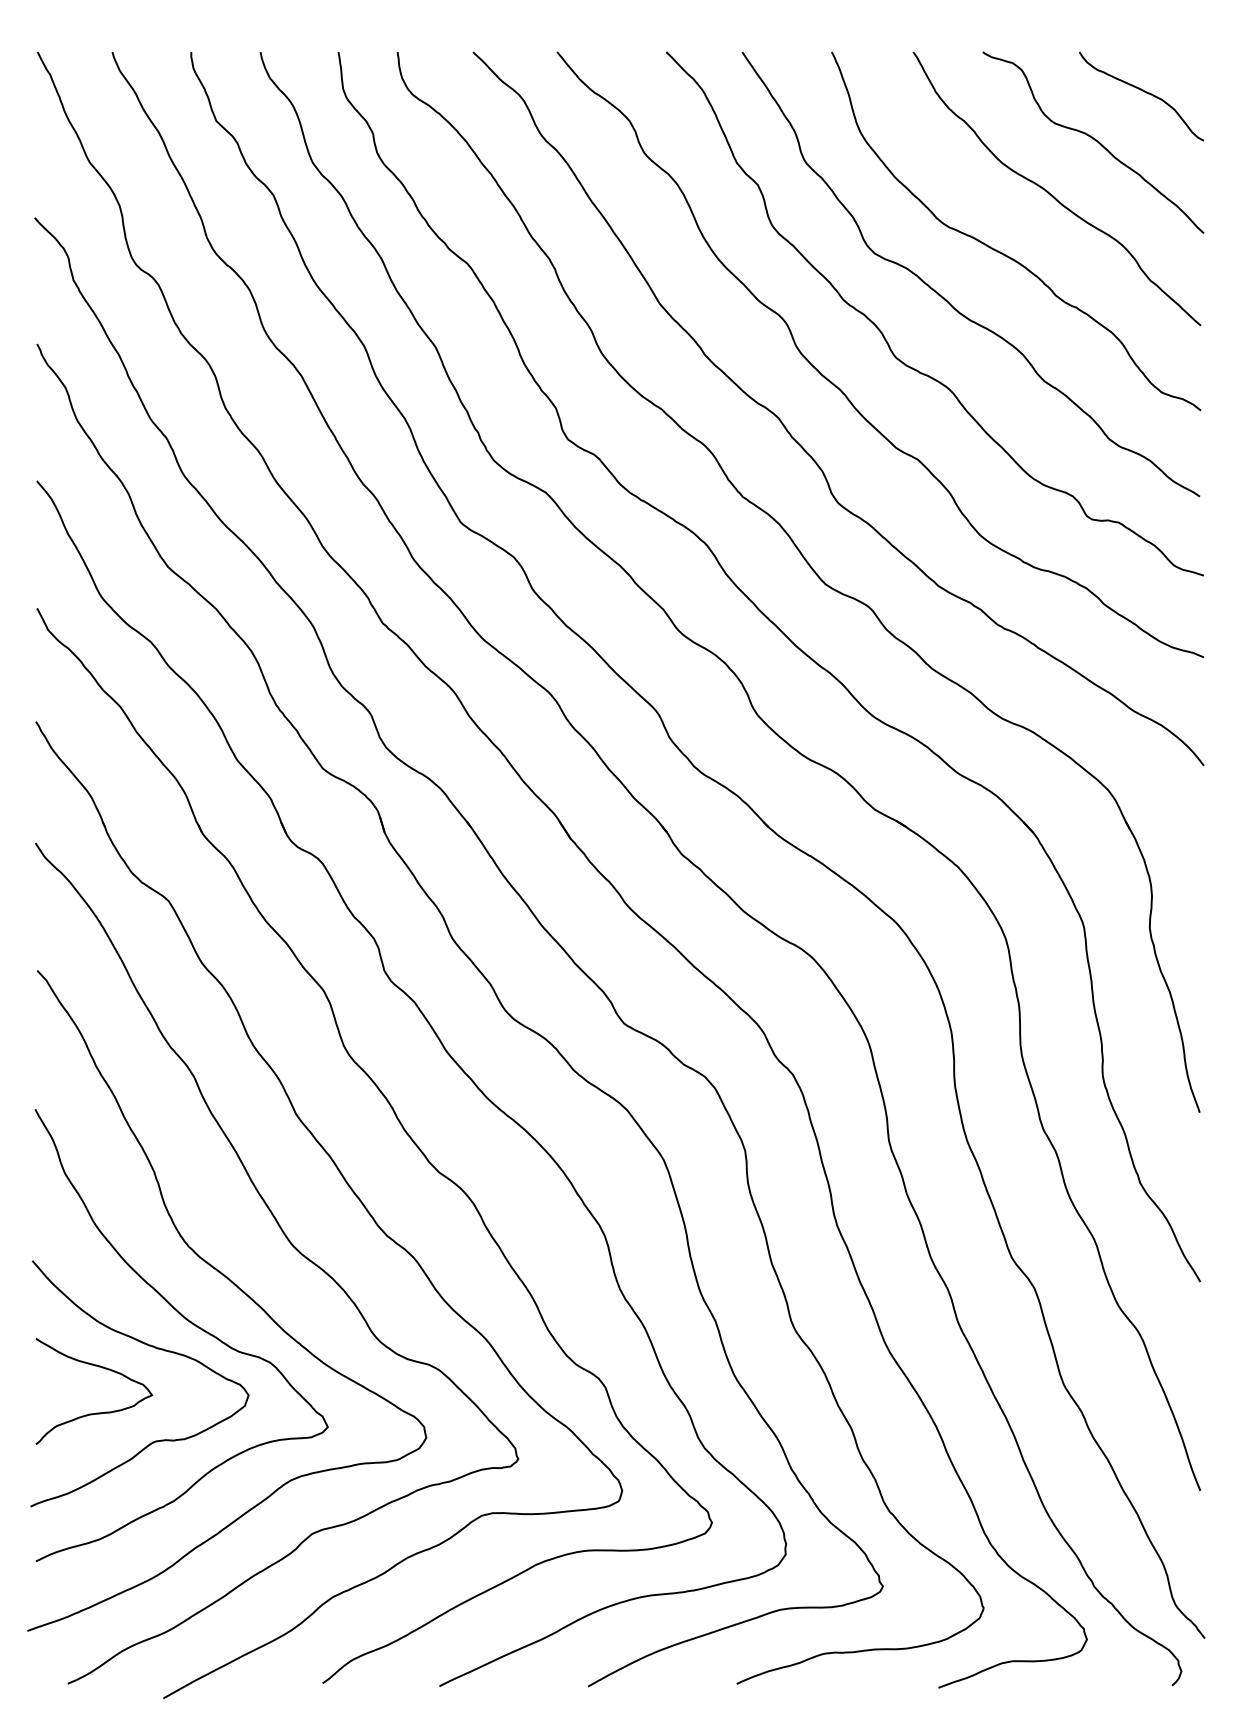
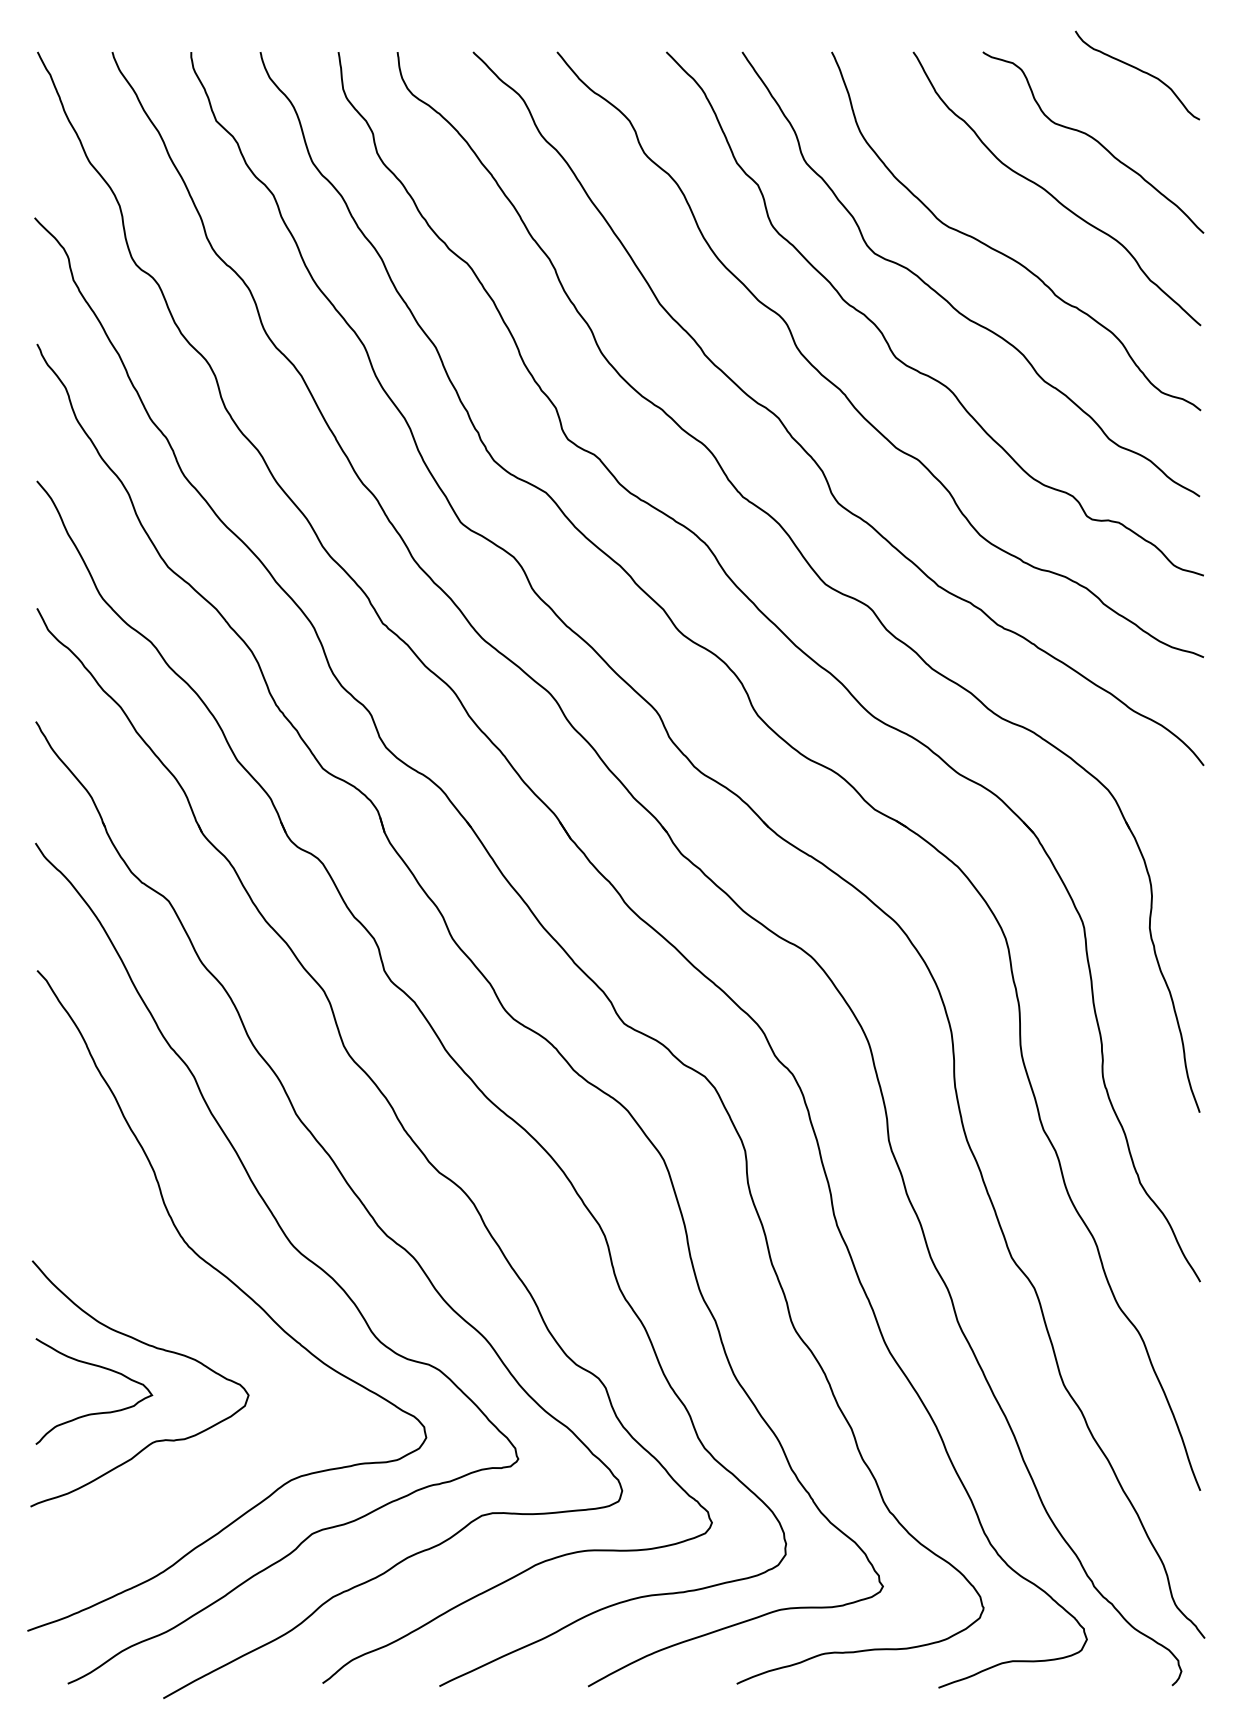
curve position: (1144, 92) -> (1140, 71) (1140, 71)
curve: present -> none (190, 1323)
